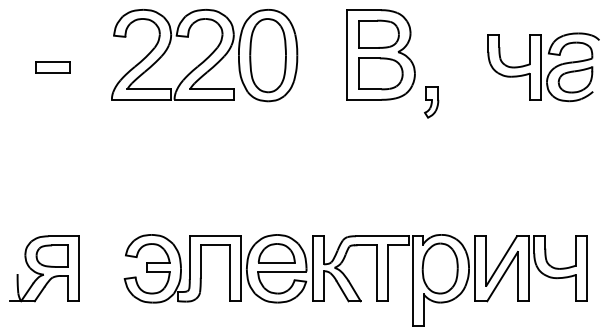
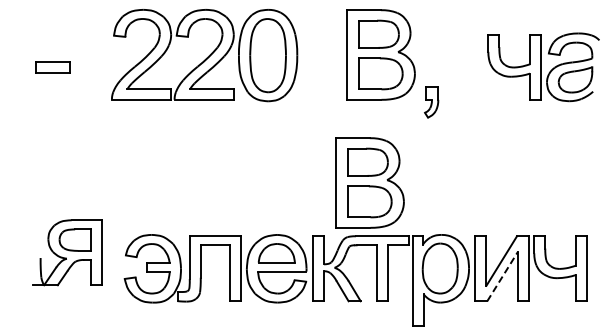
part: none -> present (369, 182)
part position: (44, 268) -> (67, 252) (67, 252)
line: solid -> dashed (502, 276)
